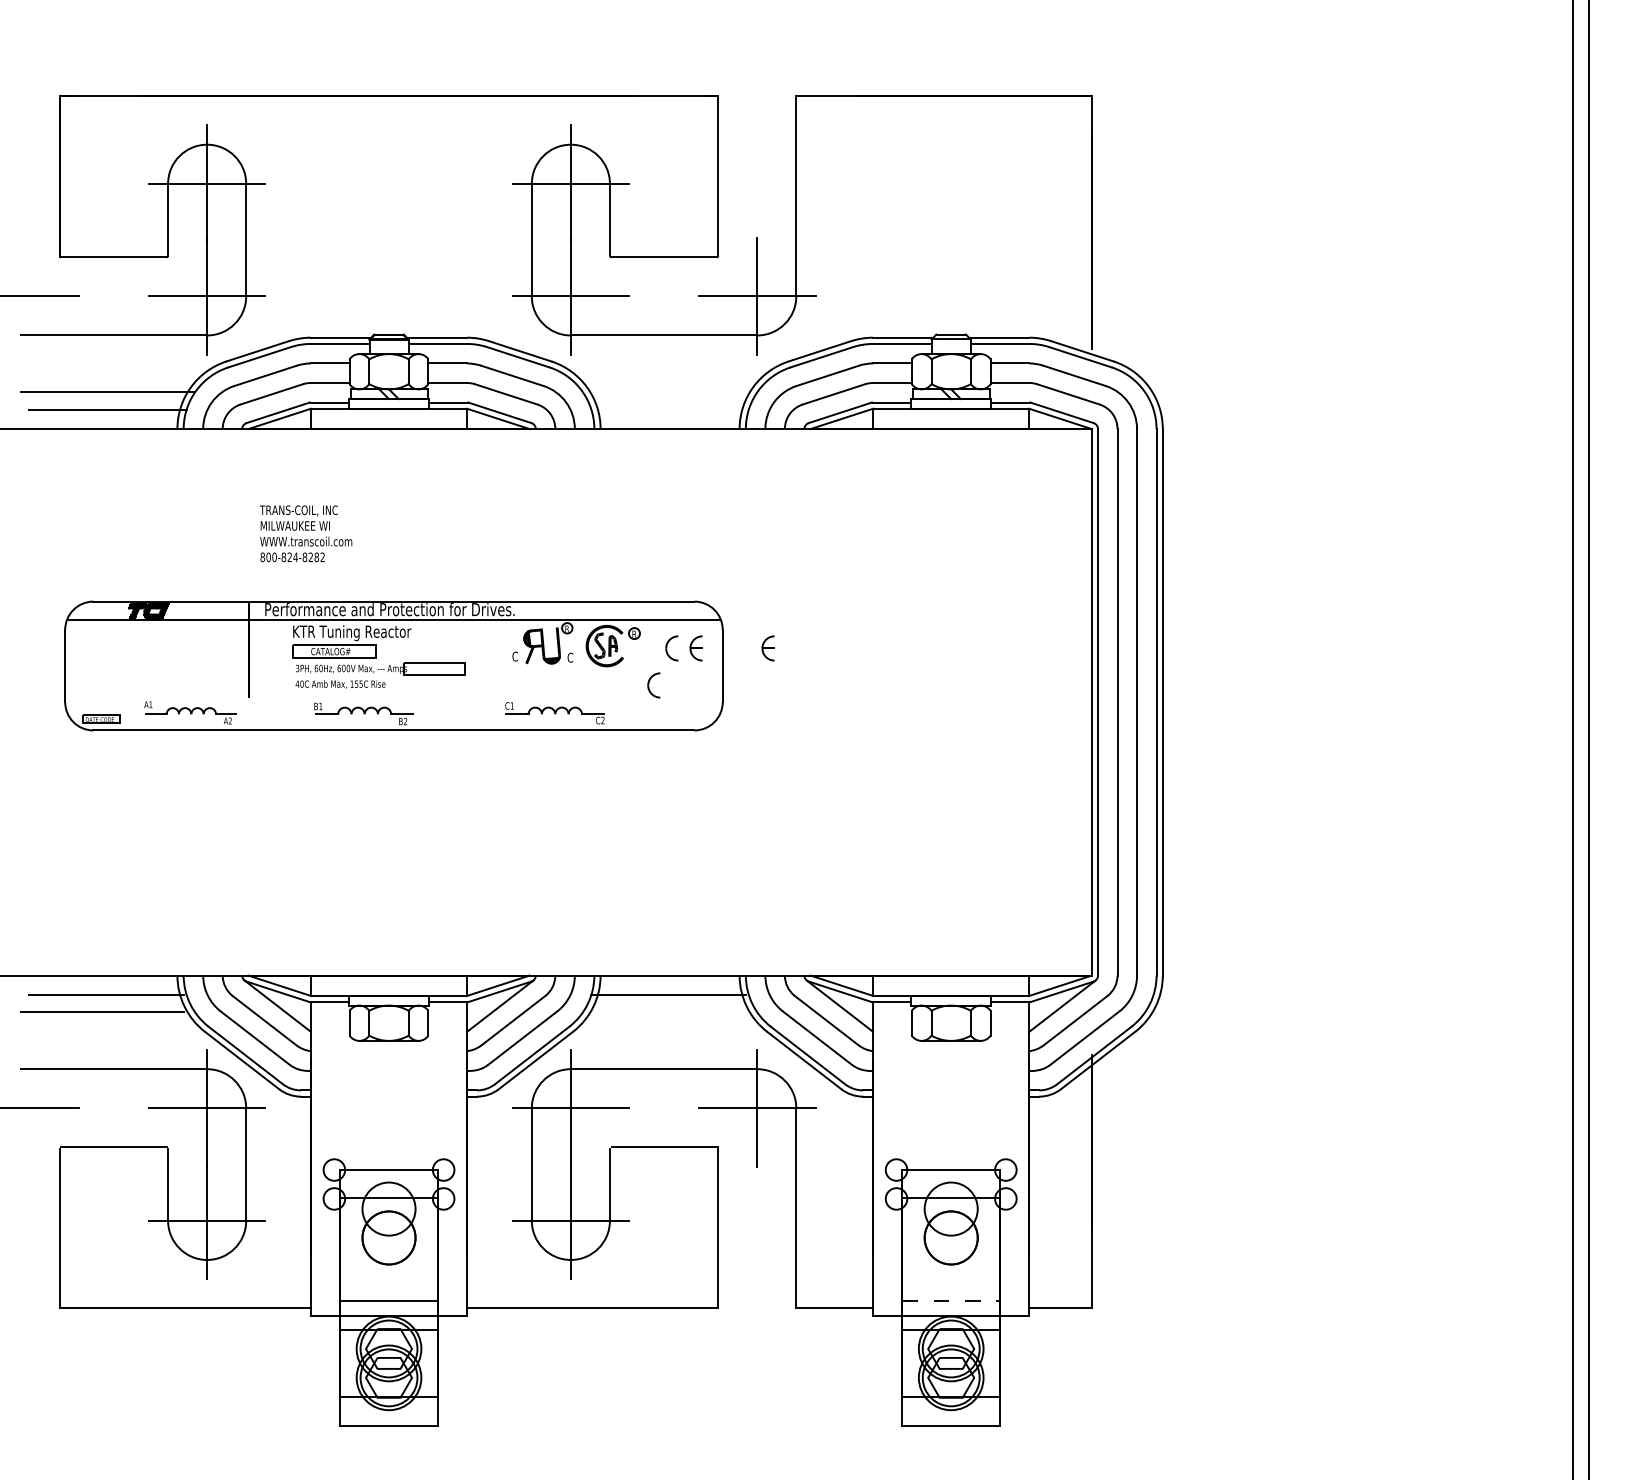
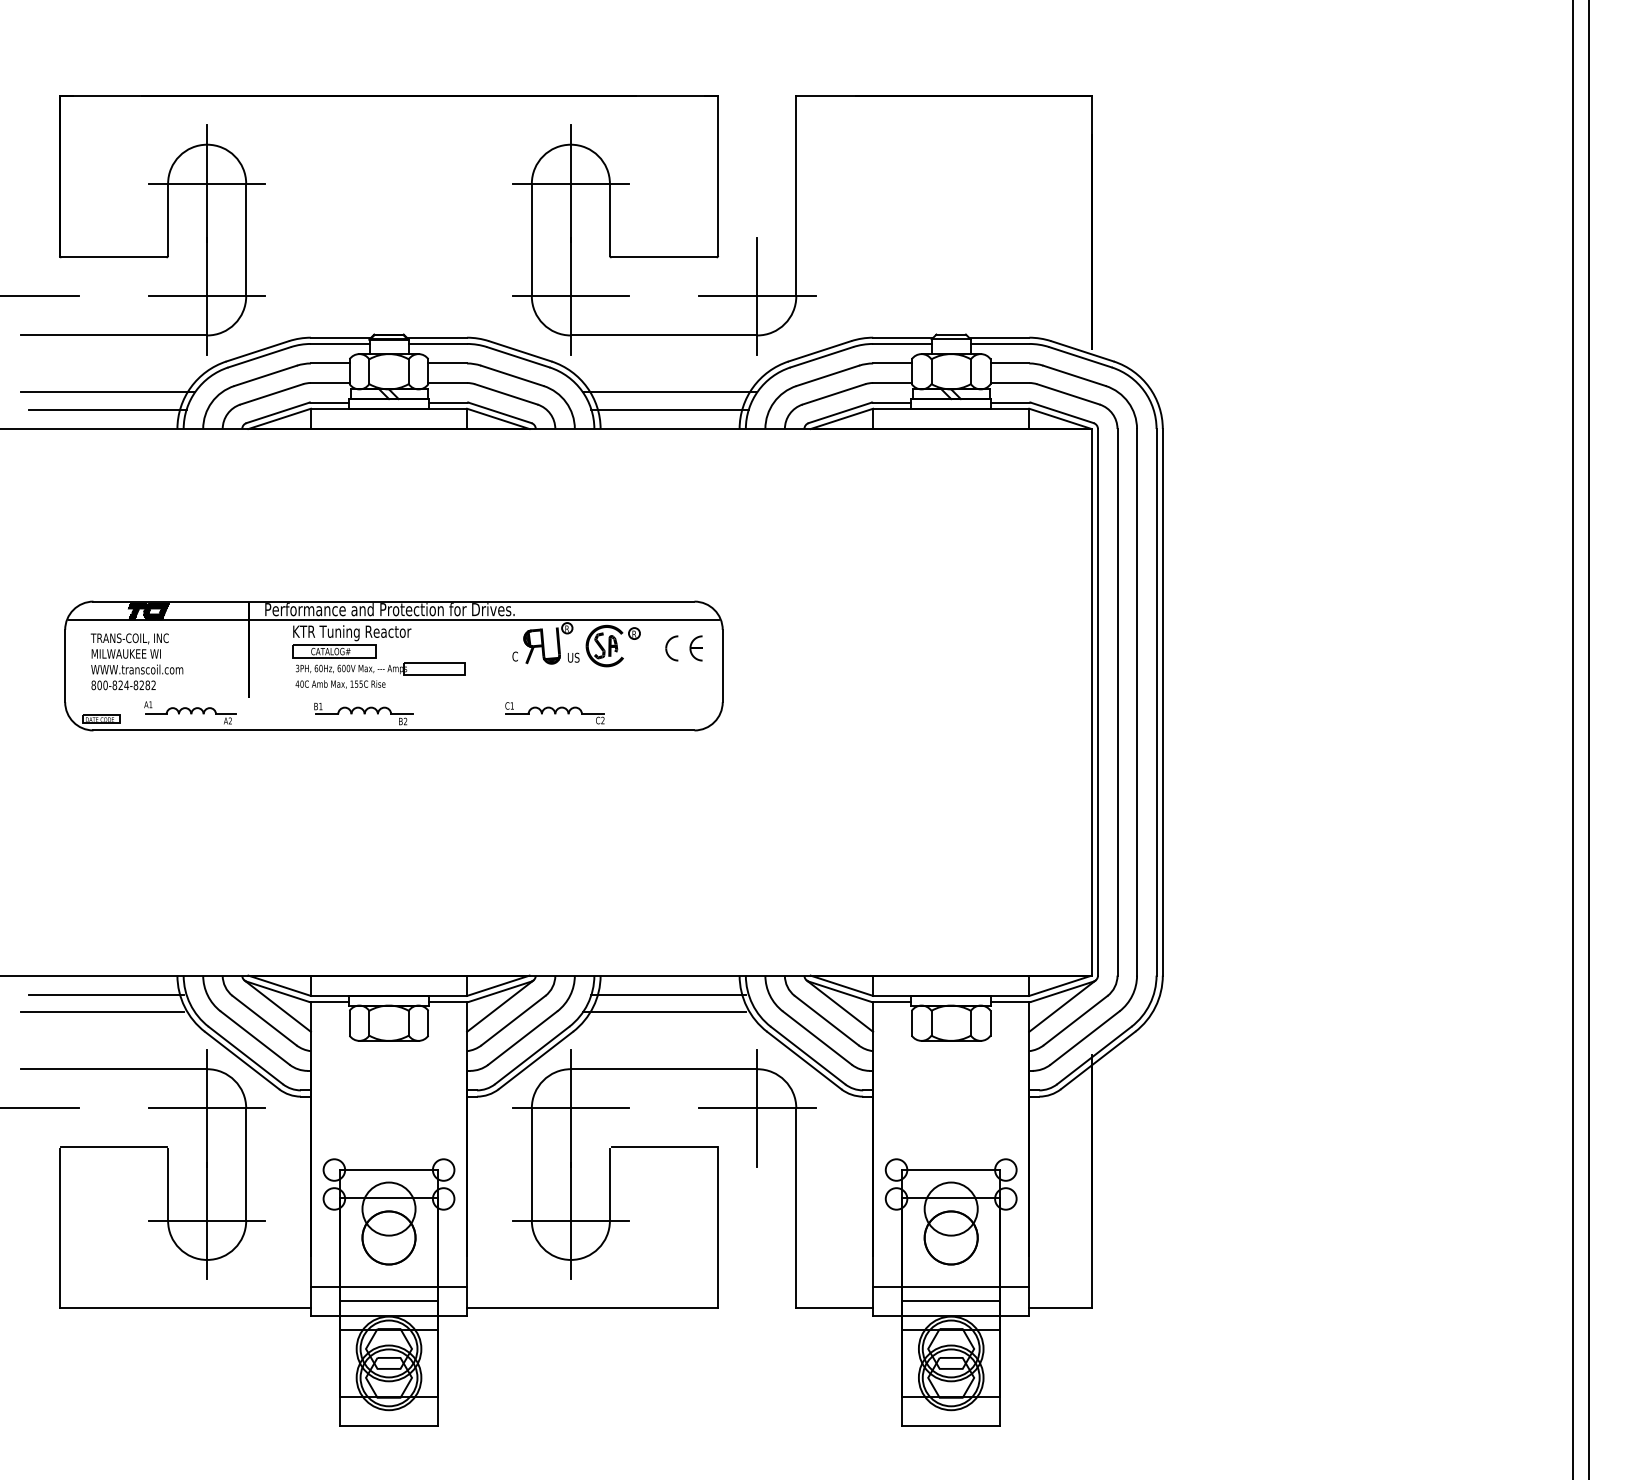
line: none -> present (669, 392)
line: none -> present (669, 409)
text position: (305, 533) -> (136, 661) (136, 661)
part: present -> none (767, 648)
text: C -> US (573, 657)
part: present -> none (653, 685)
line: none -> present (663, 1012)
line: none -> present (388, 1287)
line: none -> present (951, 1287)
line: dashed -> solid (951, 1300)
